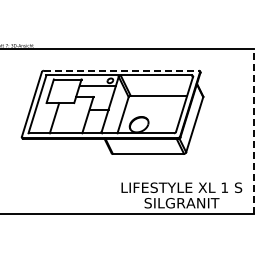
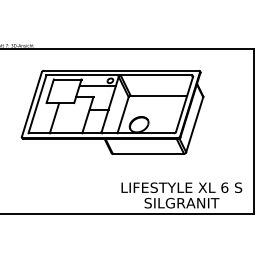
line: dashed -> solid (121, 70)
line: dashed -> solid (253, 131)
text: 1 -> 6 (224, 187)
